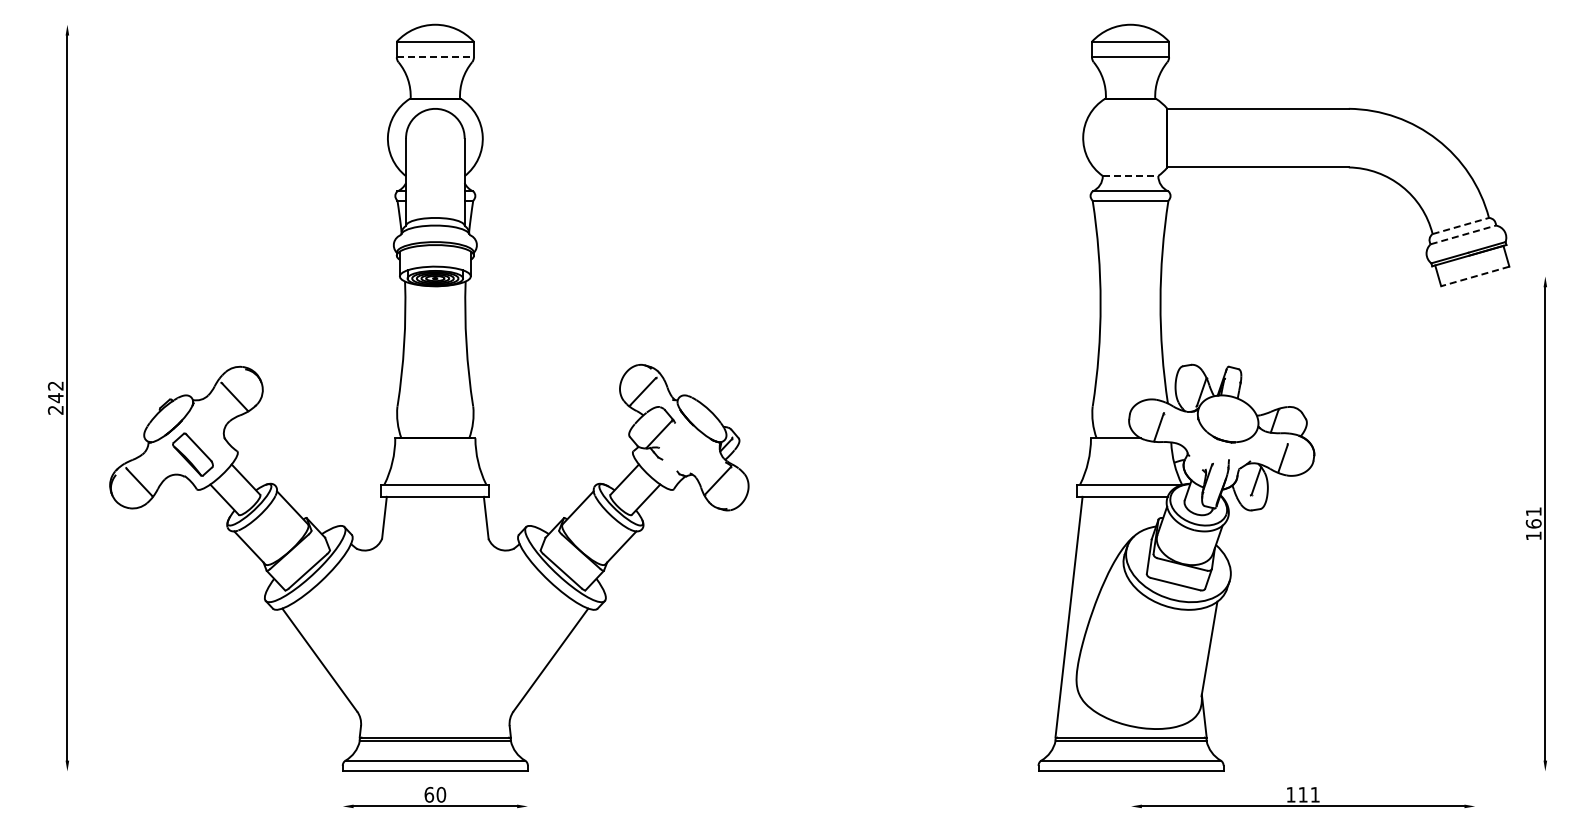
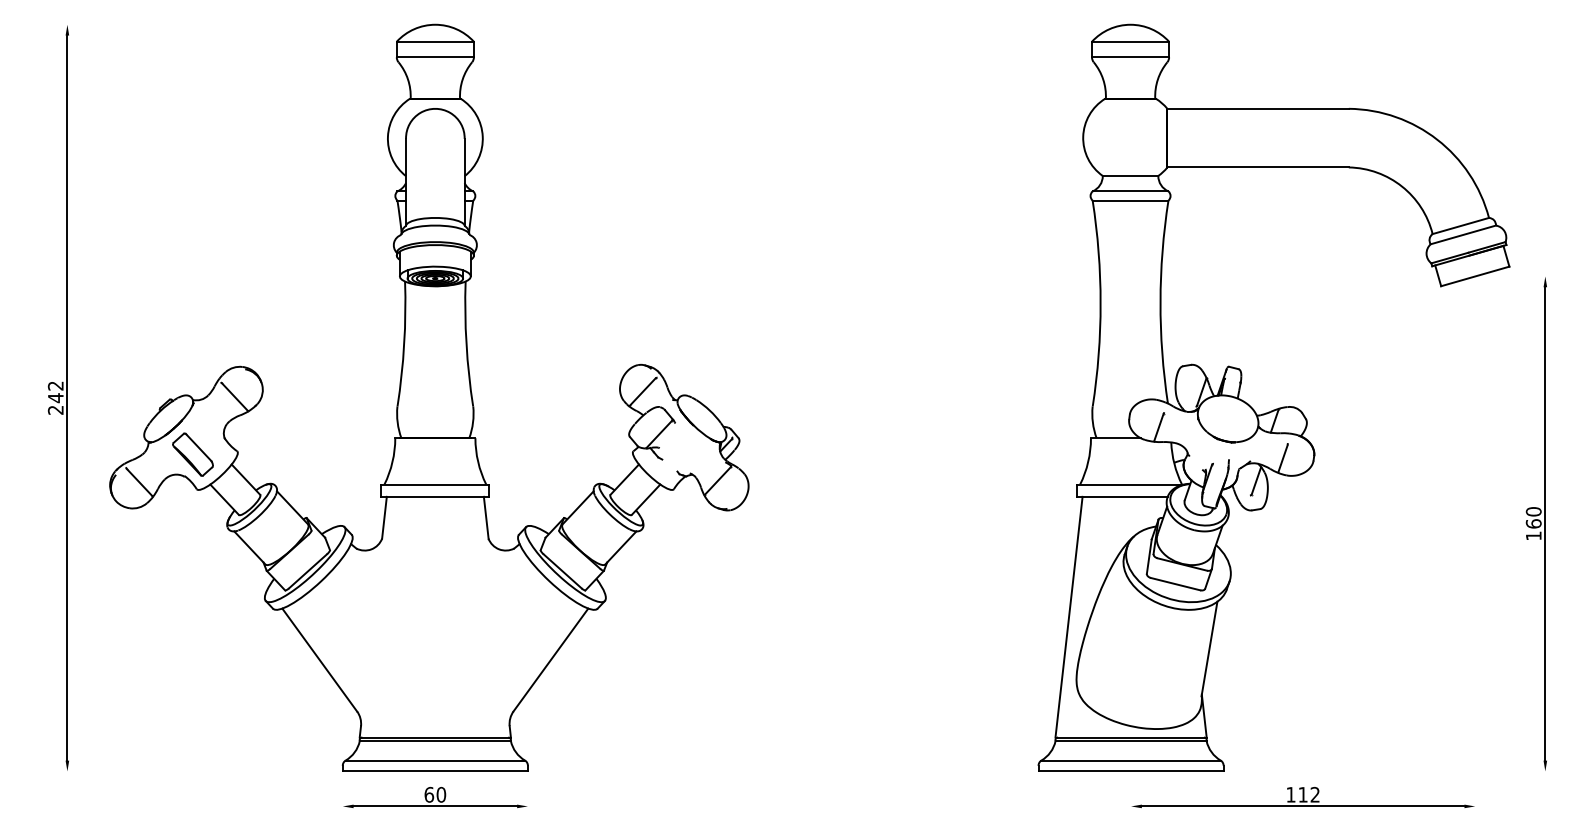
line: dashed -> solid (435, 57)
line: dashed -> solid (1130, 175)
line: dashed -> solid (1461, 225)
line: dashed -> solid (1463, 234)
line: dashed -> solid (1474, 276)
text: 161 -> 160 (1533, 511)
text: 111 -> 112 (1314, 794)
